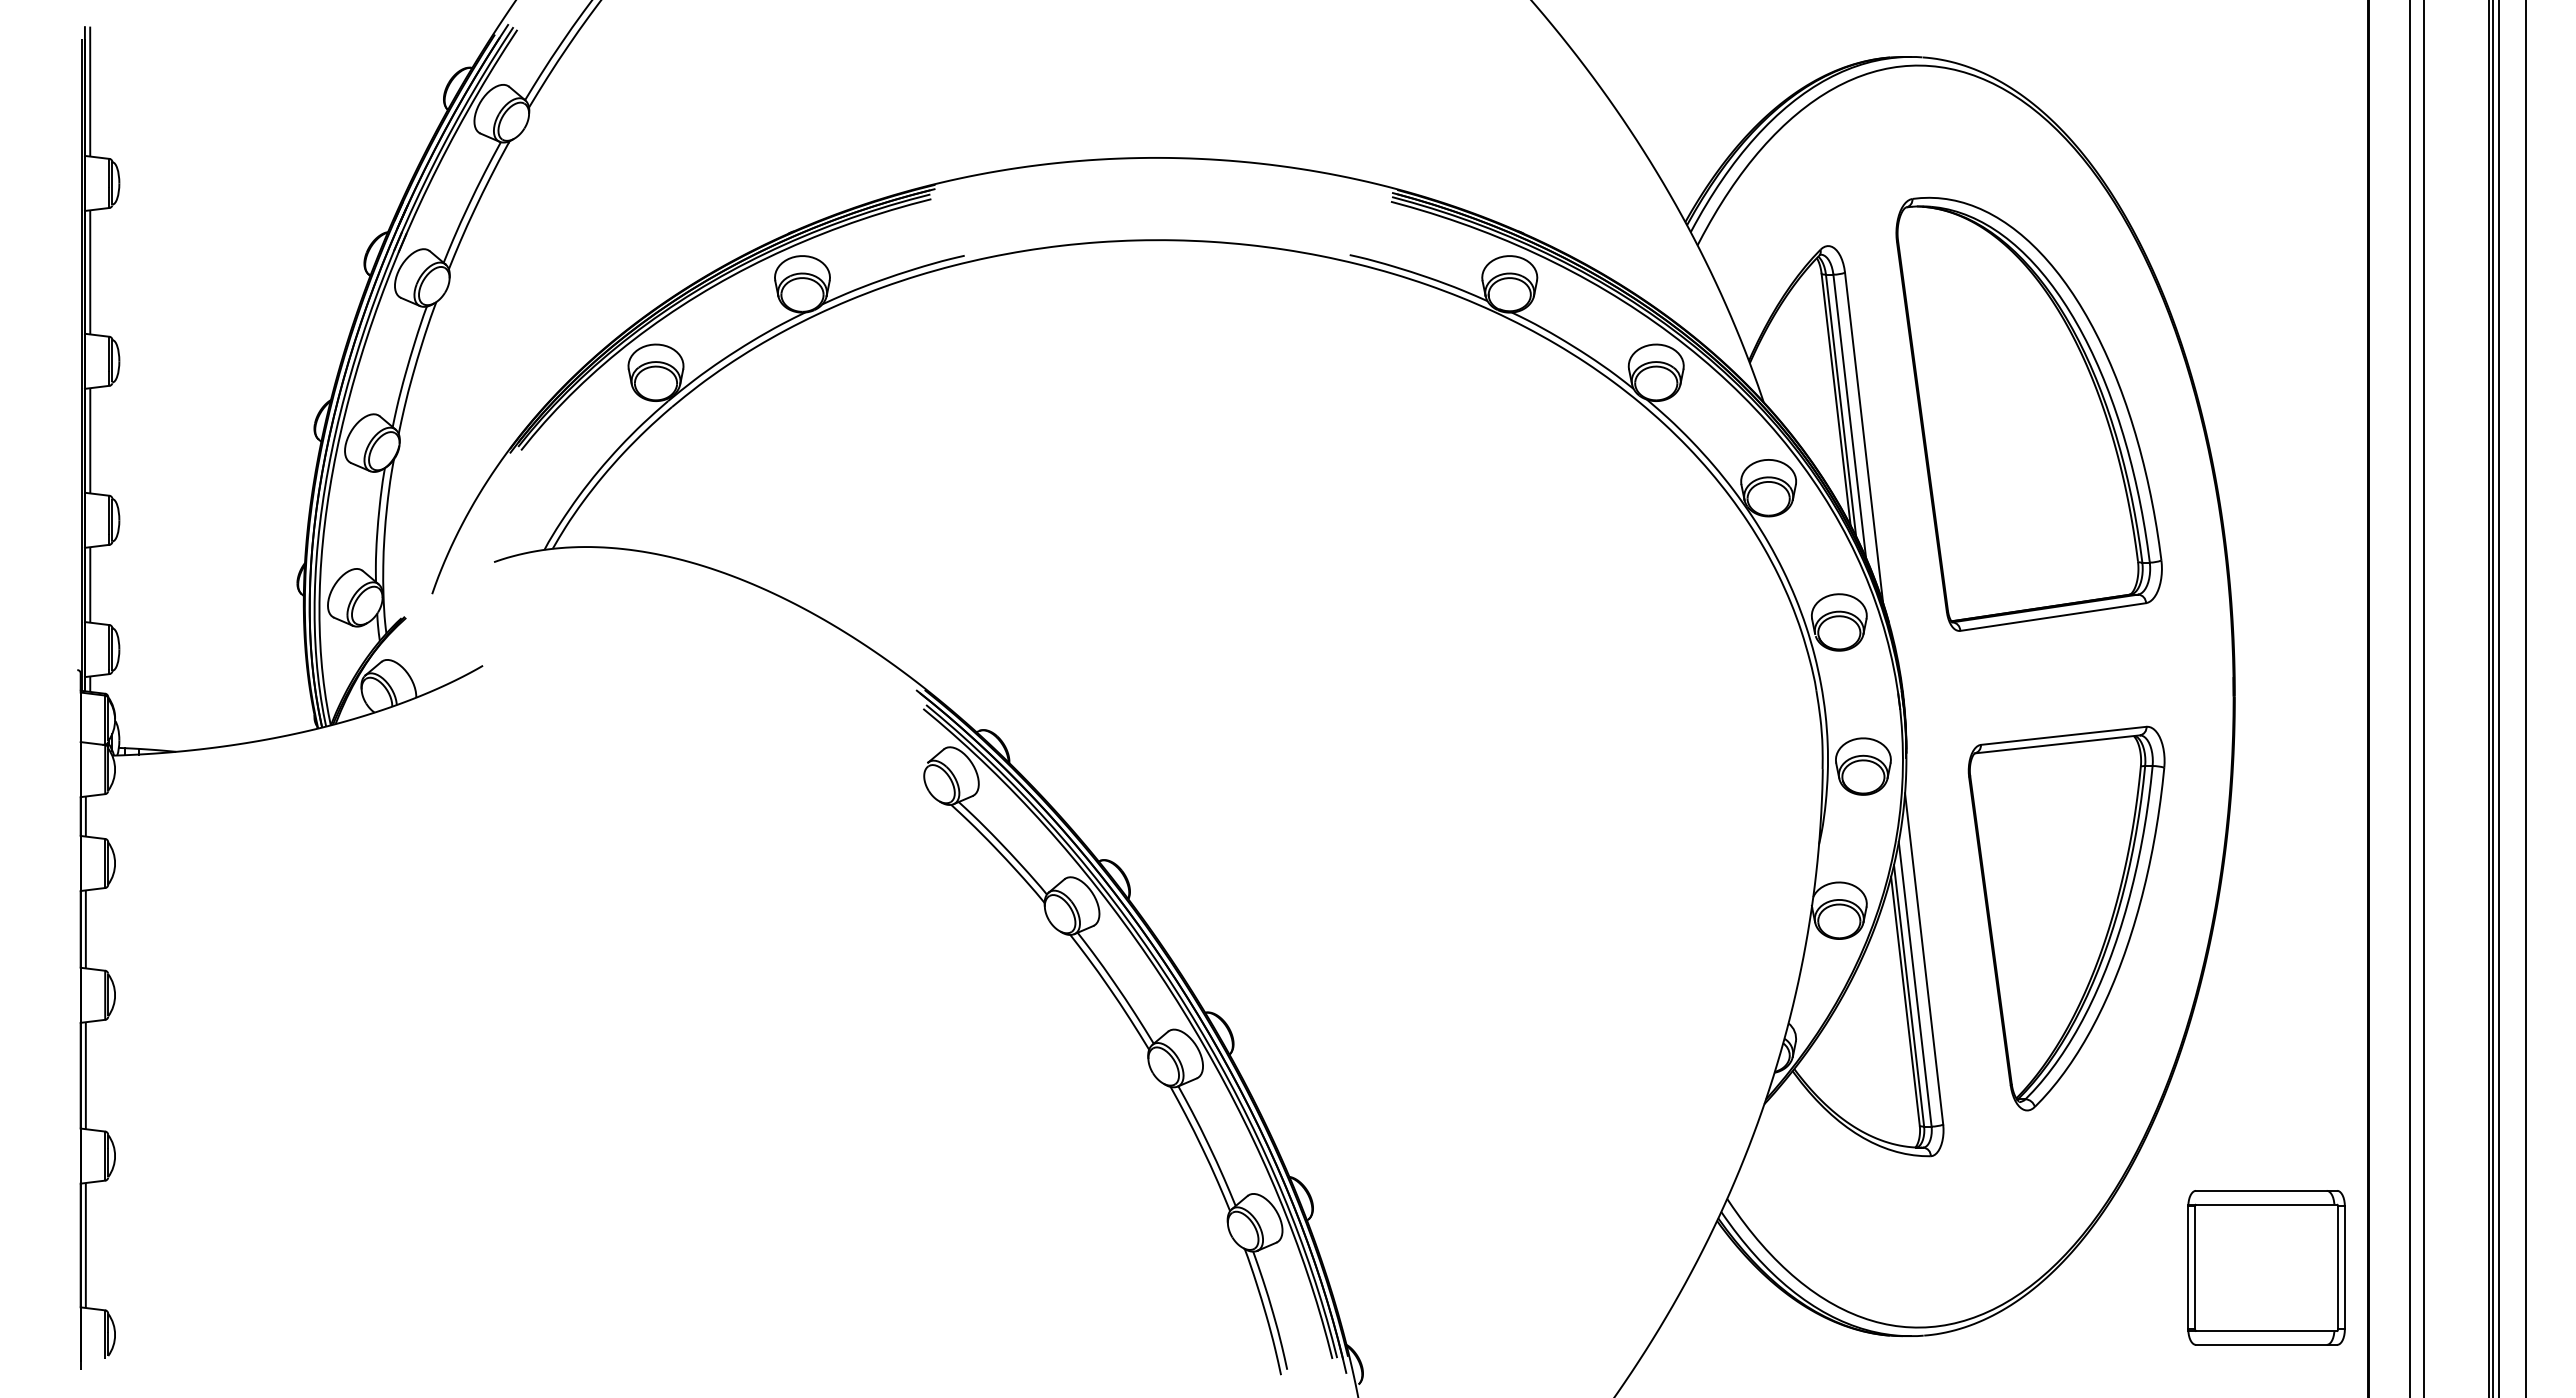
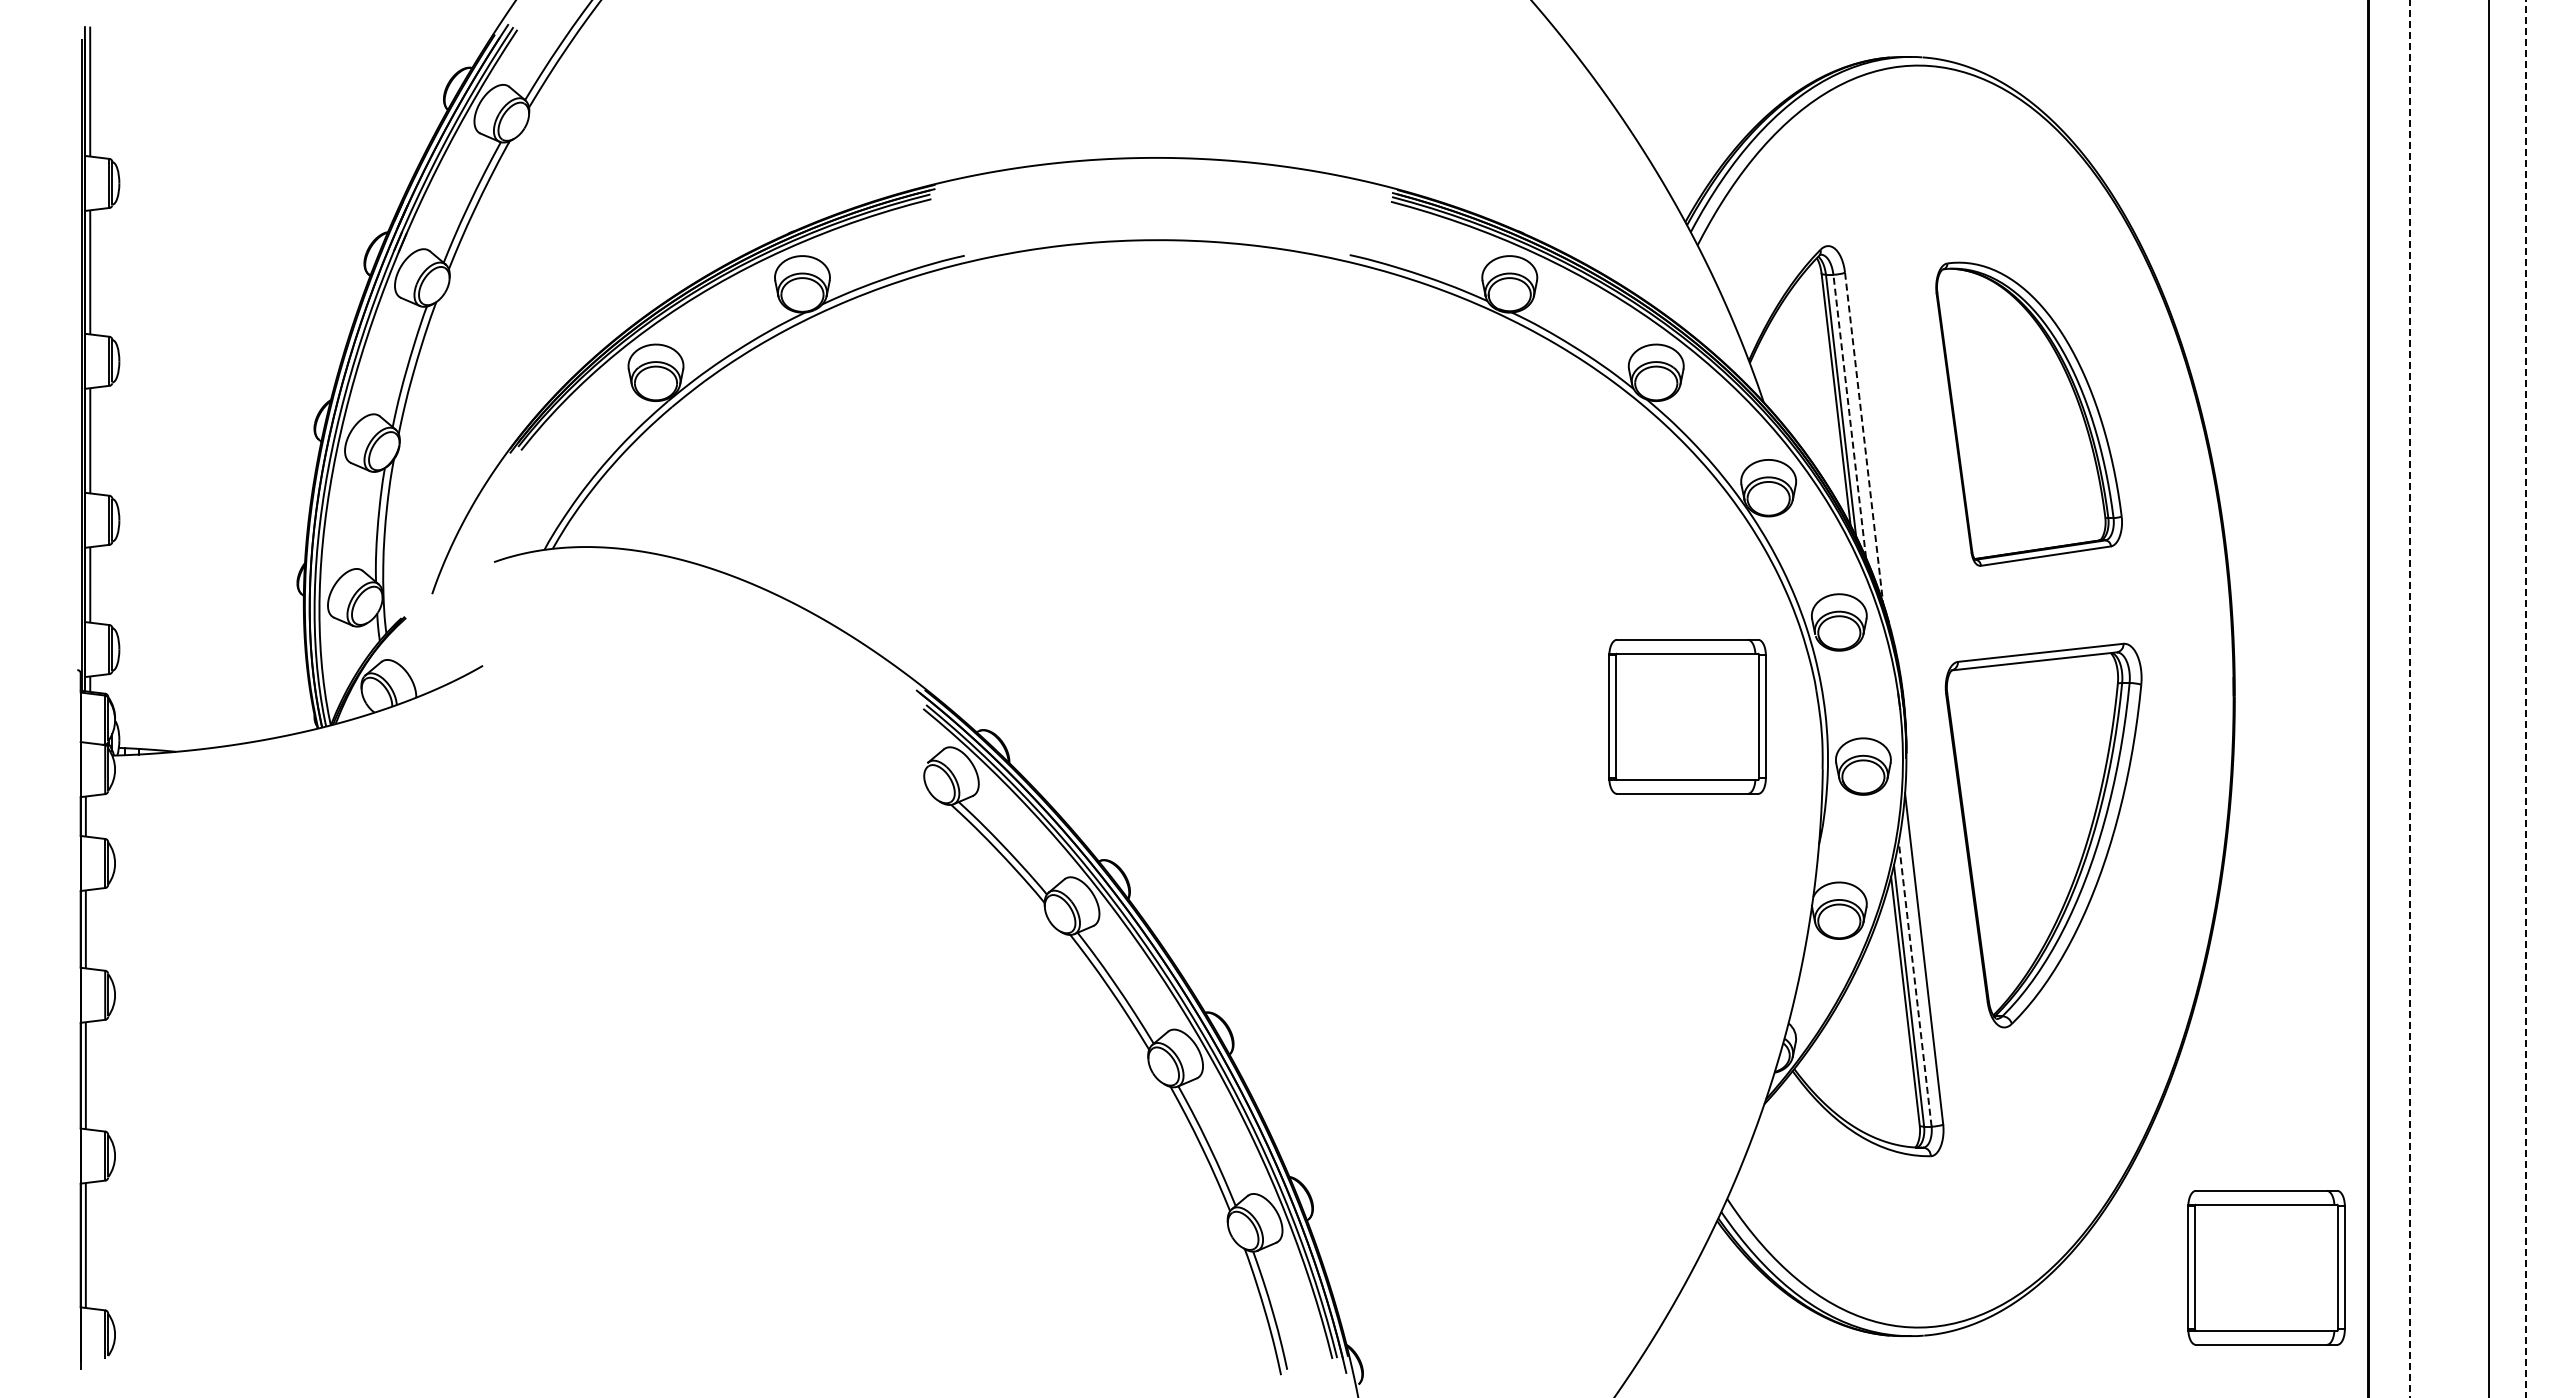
part size: 268x436 px -> 188x306 px (2028, 413)
line: solid -> dashed (1849, 416)
line: solid -> dashed (1864, 438)
line: solid -> dashed (2409, 698)
line: present -> none (2423, 698)
line: present -> none (2493, 698)
line: present -> none (2498, 698)
line: solid -> dashed (2525, 698)
part: none -> present (1687, 716)
part position: (2066, 918) -> (2043, 835) (2043, 835)
line: solid -> dashed (1915, 983)
